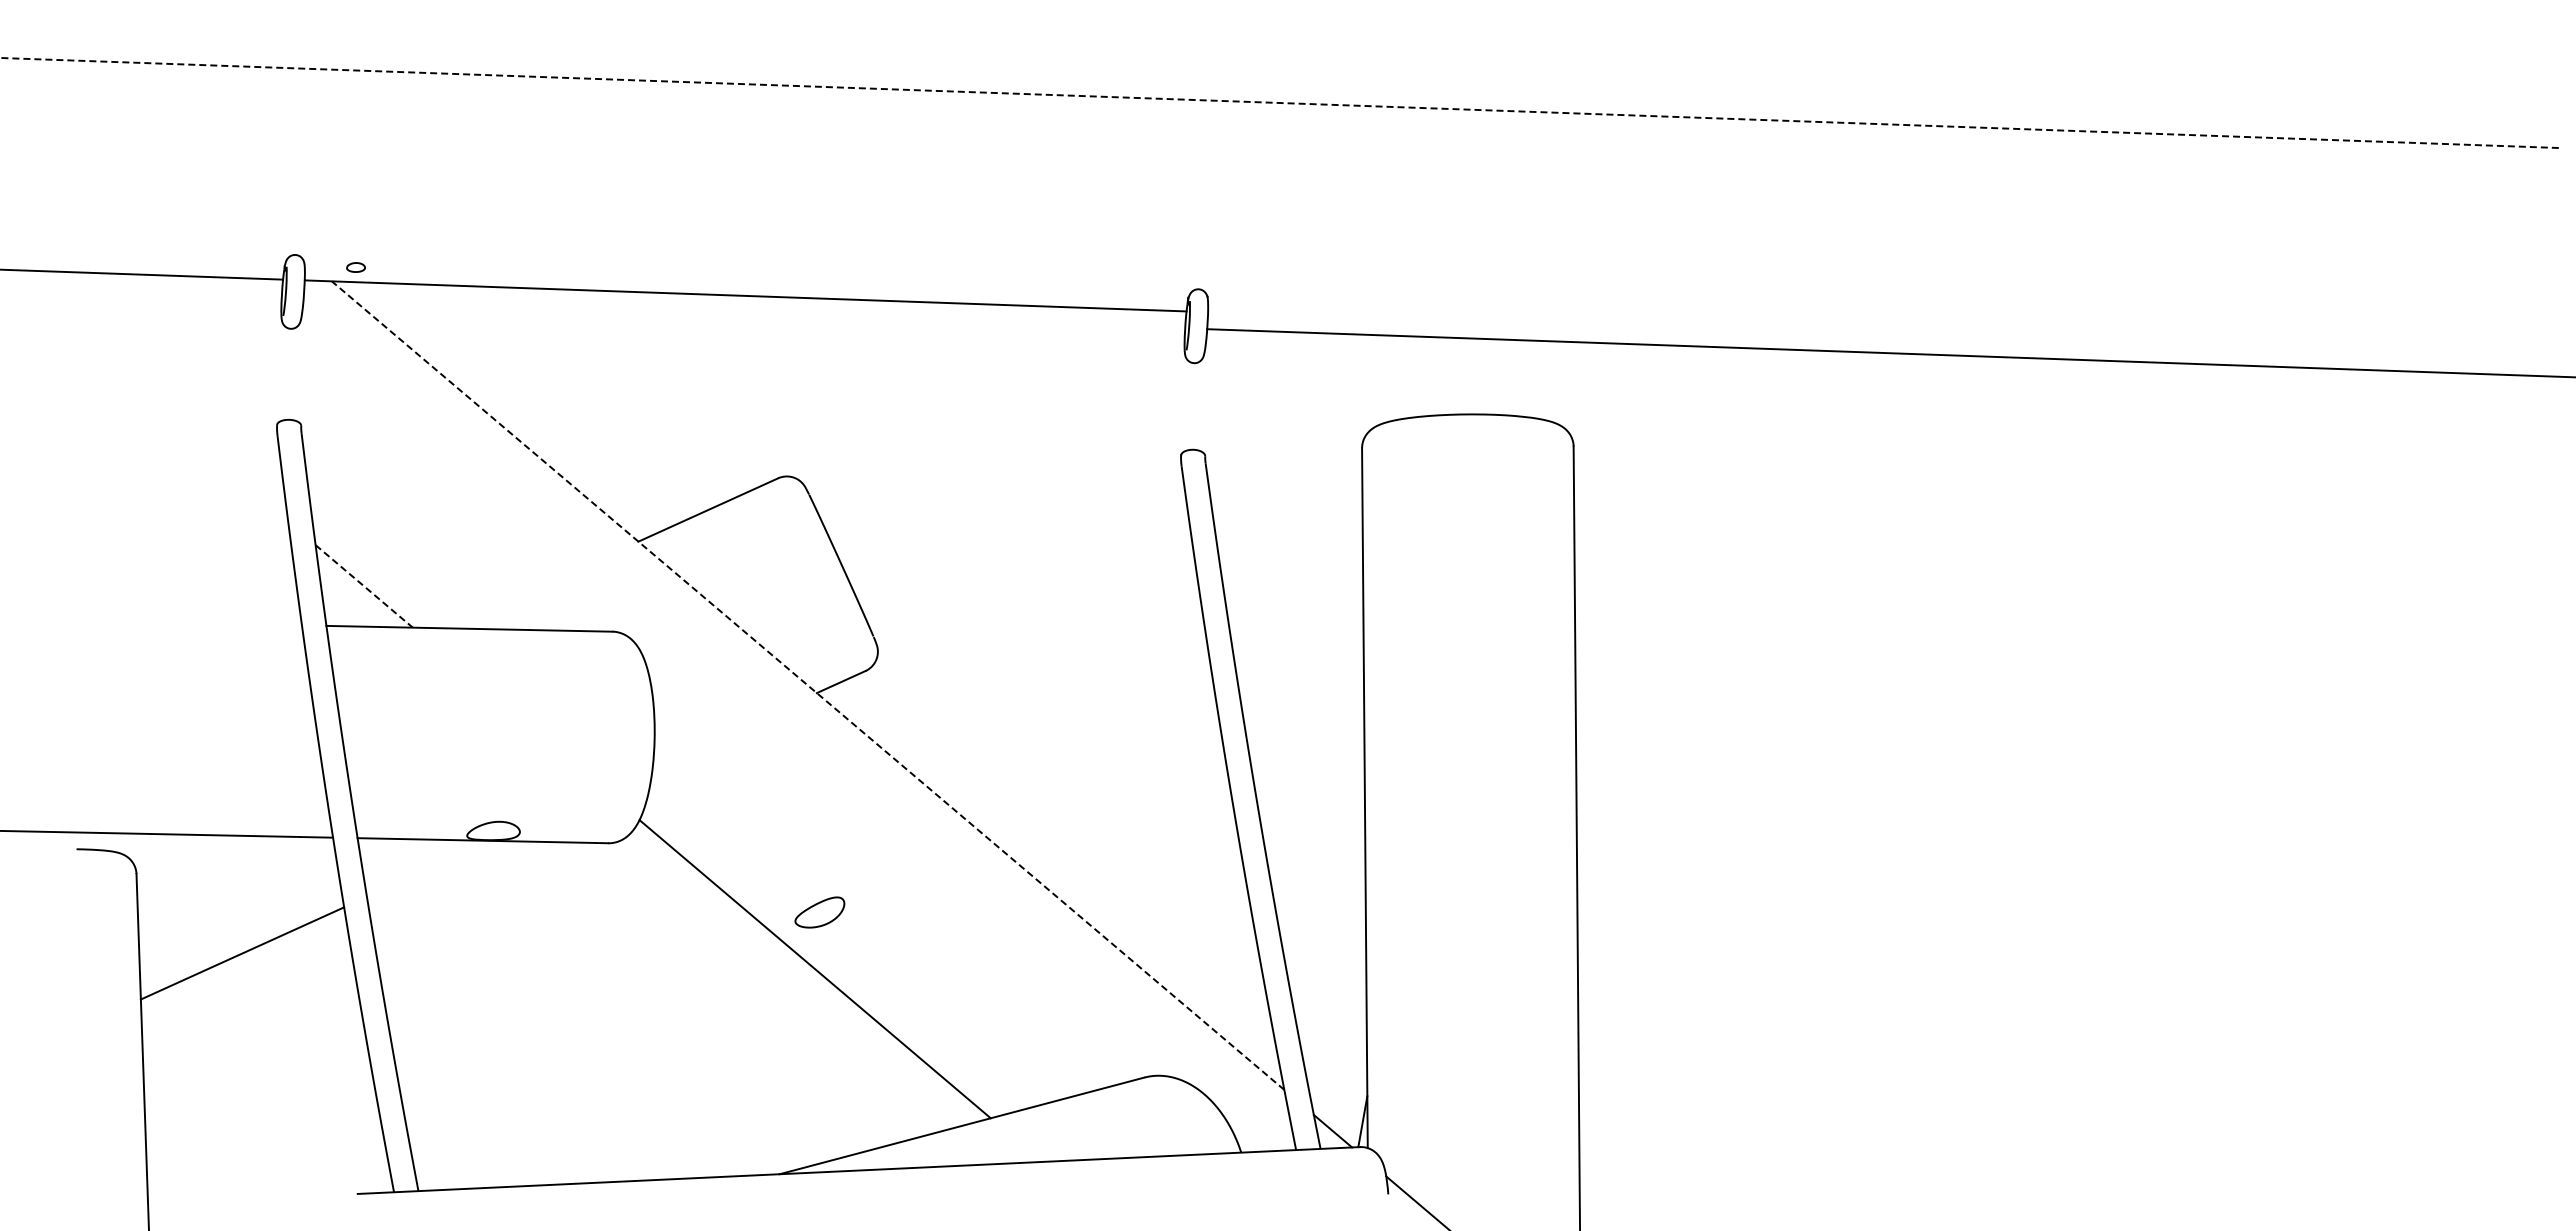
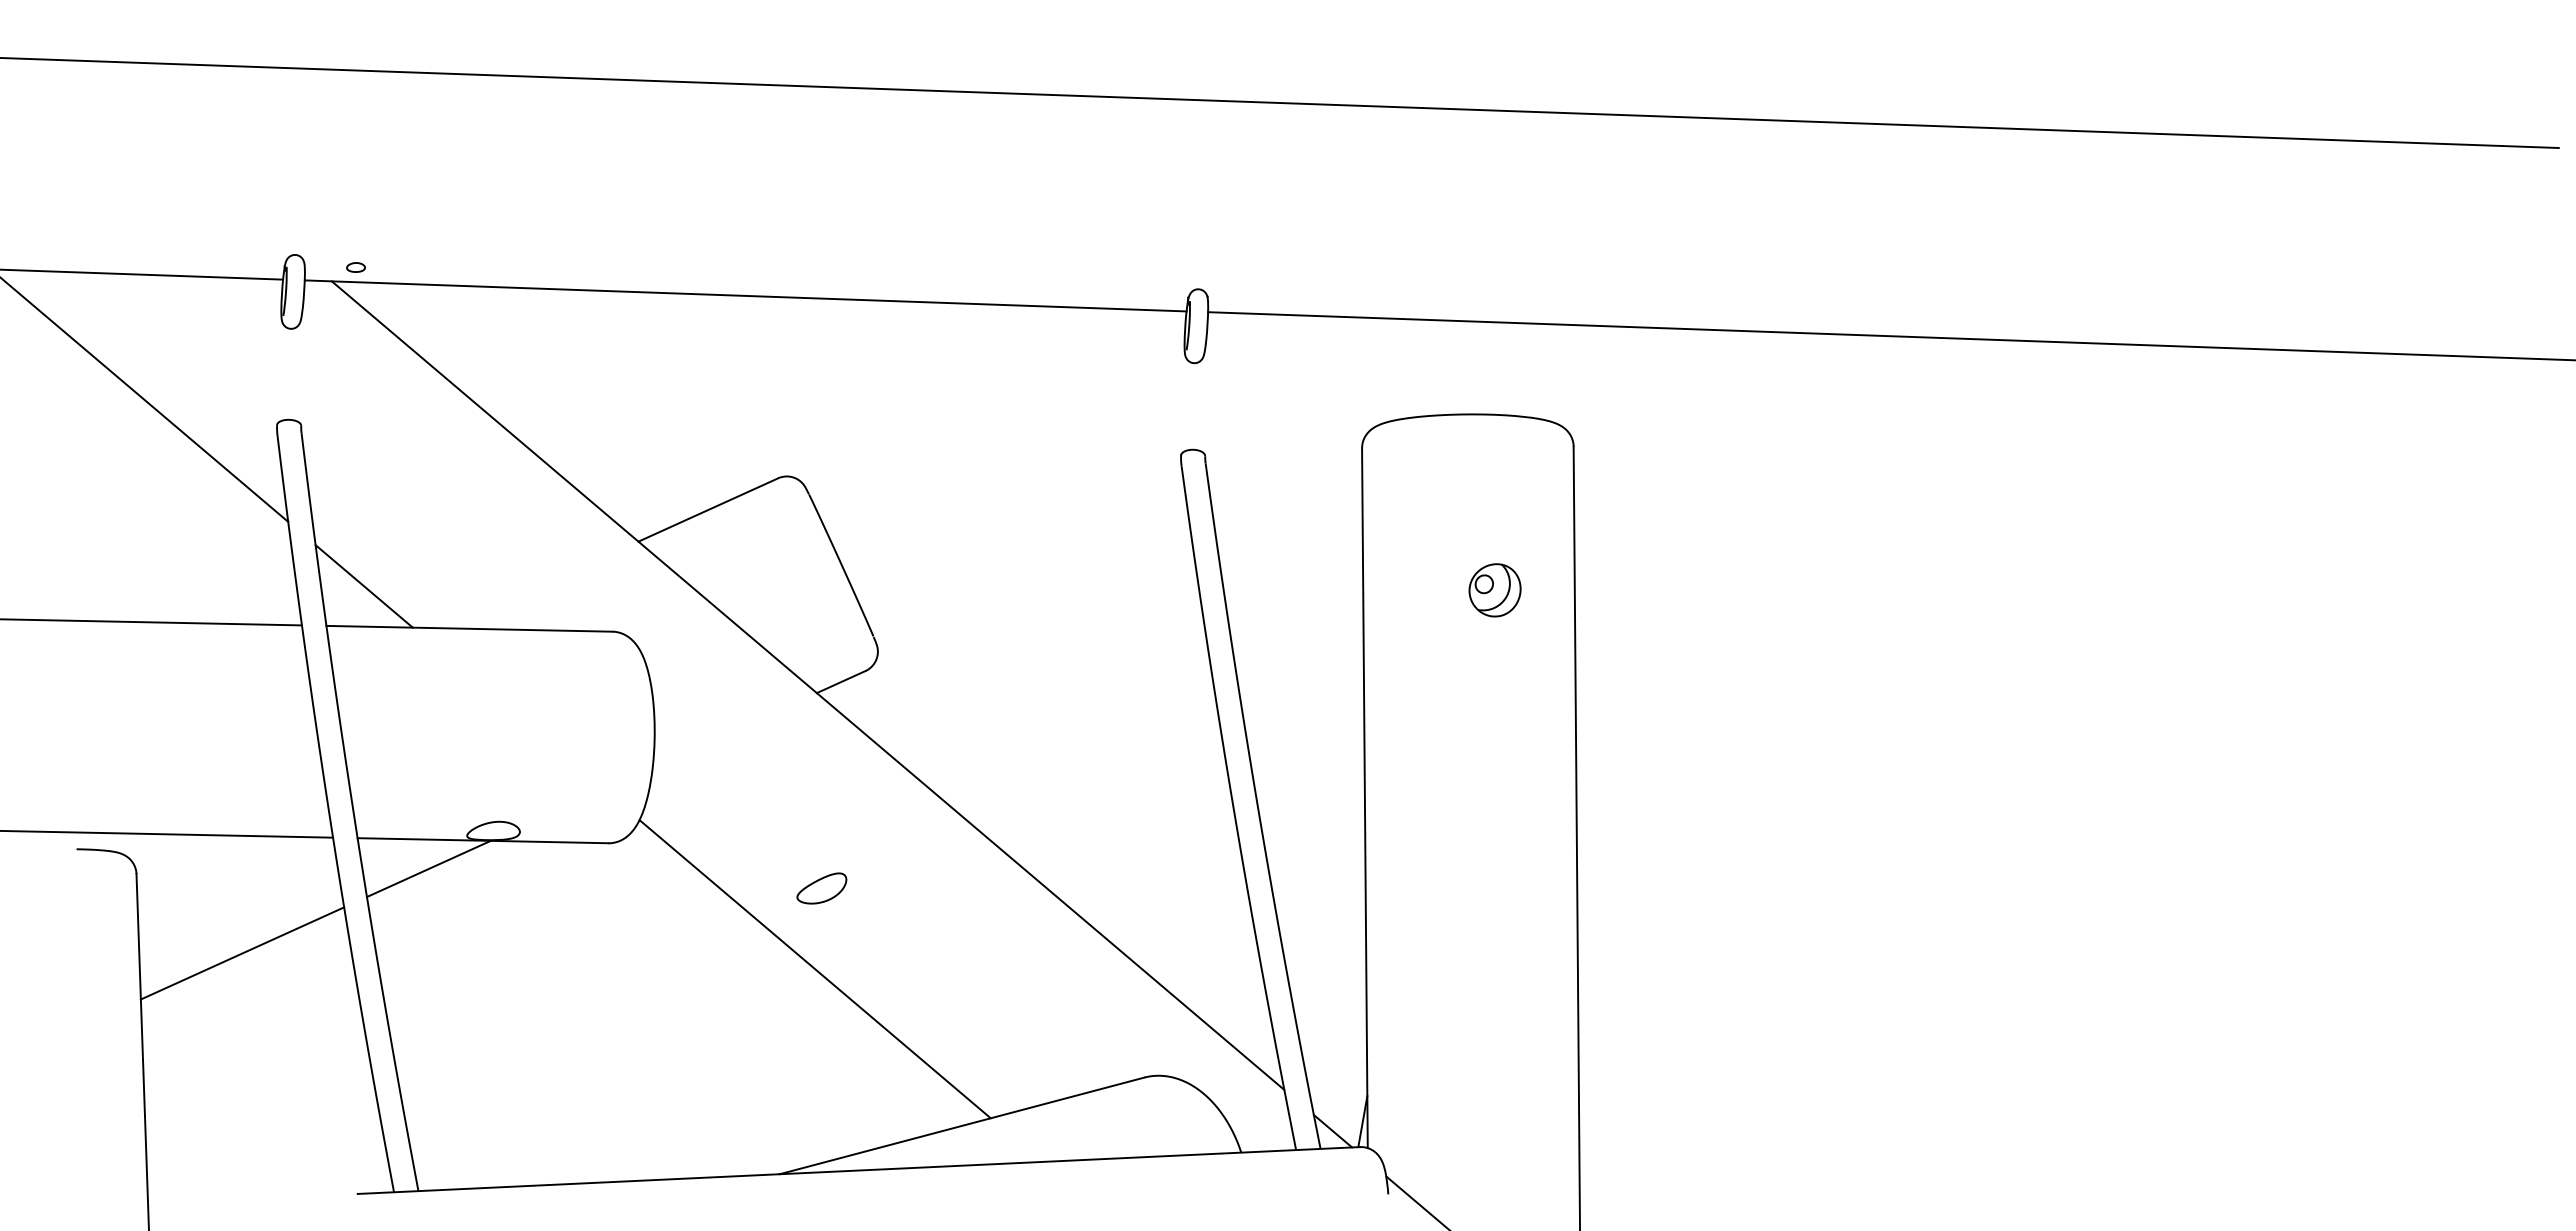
line: dashed -> solid (1279, 103)
line position: (1889, 353) -> (1890, 336) (1890, 336)
line: none -> present (145, 400)
line: dashed -> solid (364, 586)
part: none -> present (1494, 590)
line: none -> present (151, 622)
line: dashed -> solid (808, 685)
line: none -> present (428, 868)
part position: (819, 912) -> (821, 888) (821, 888)
